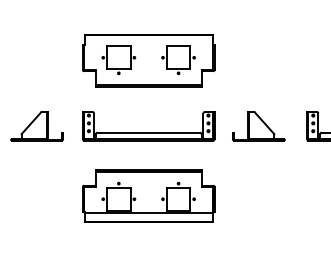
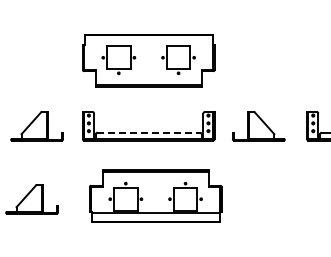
line: solid -> dashed (149, 132)
part position: (148, 195) -> (155, 195) (155, 195)
part: none -> present (31, 199)
